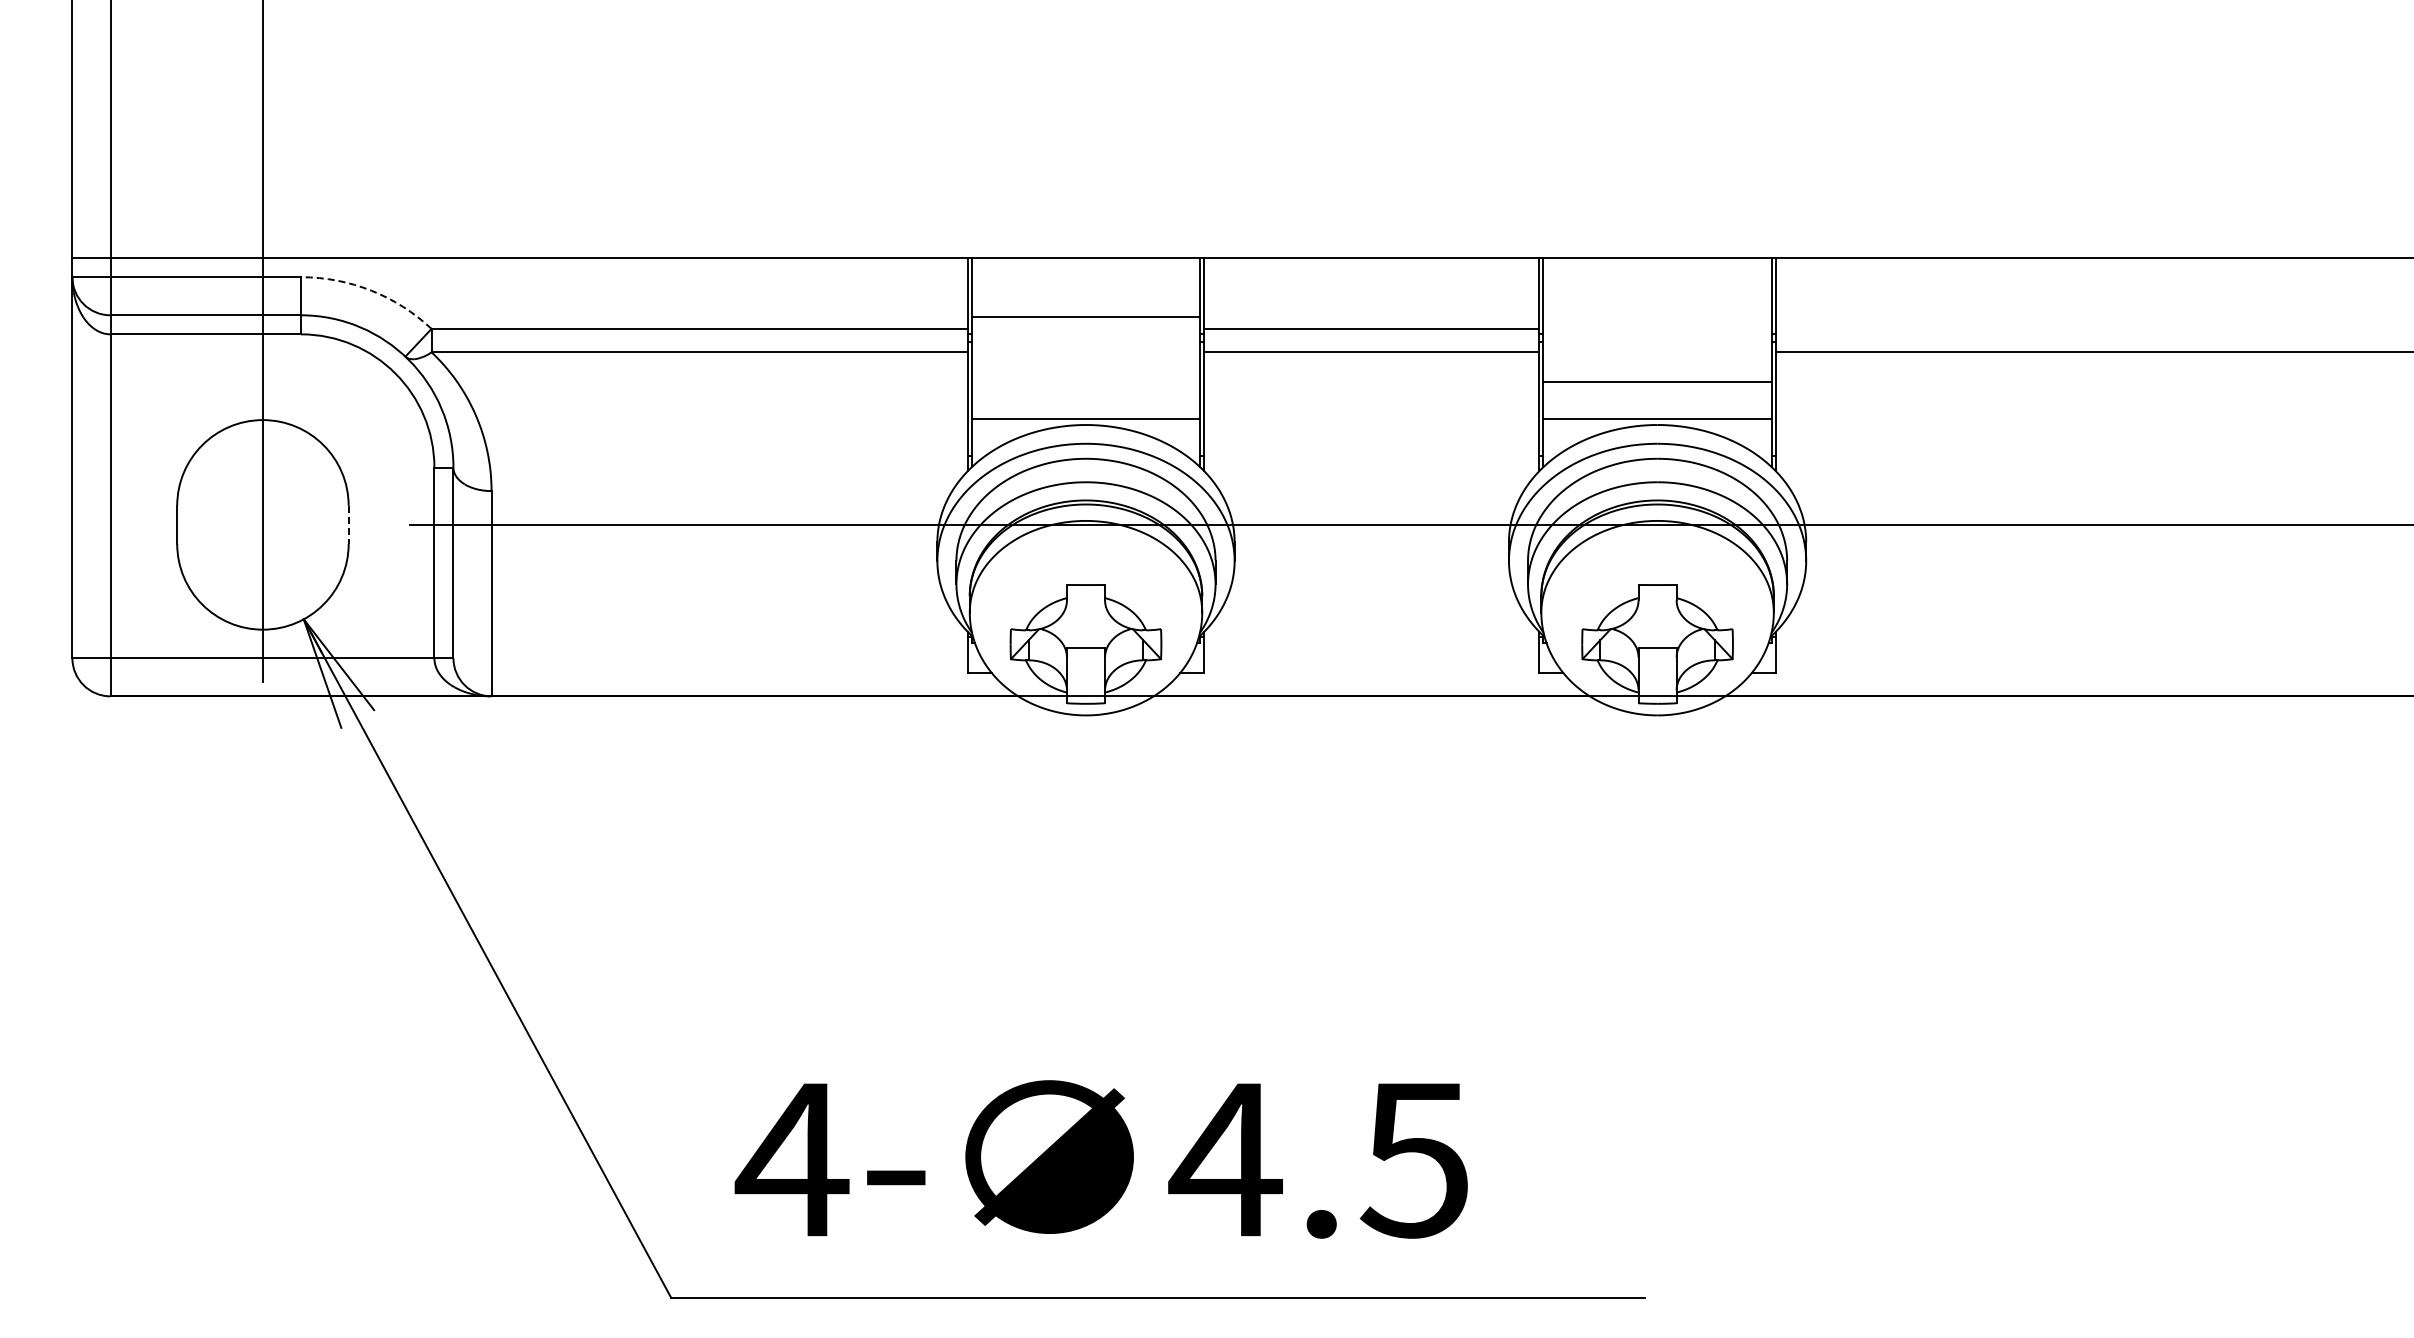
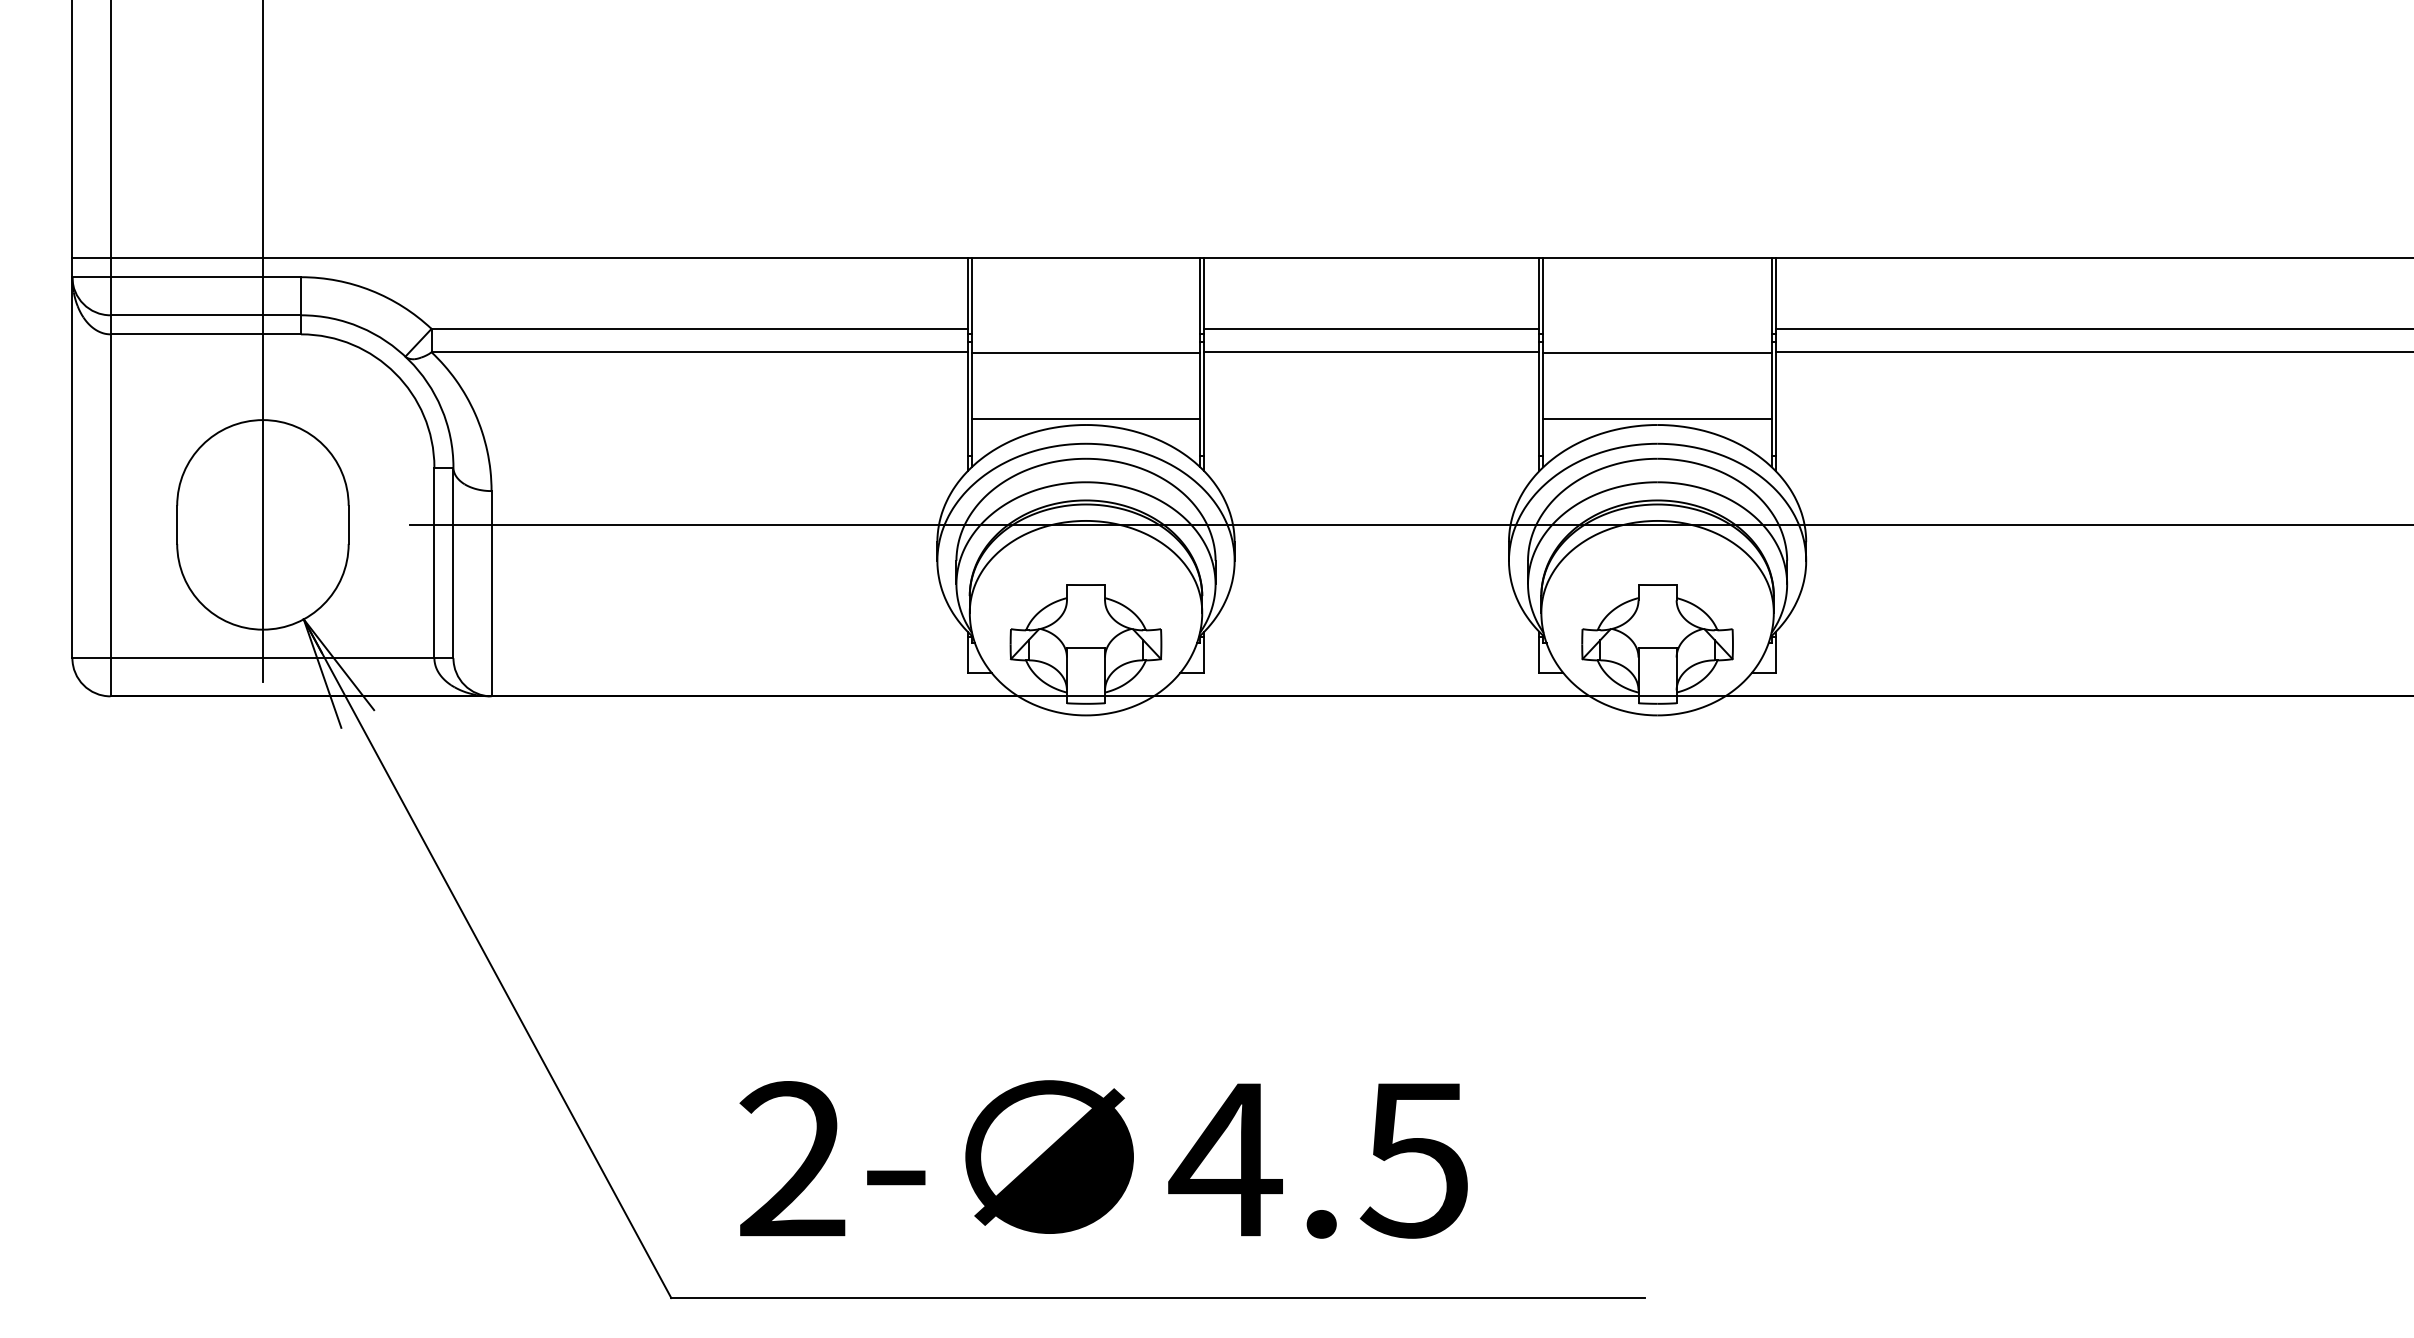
arc: dashed -> solid (371, 290)
line position: (1085, 317) -> (1085, 353) (1085, 353)
line: none -> present (2092, 328)
line position: (1657, 382) -> (1657, 353) (1657, 353)
line: dashed -> solid (348, 525)
text: 4- -> 2- (791, 1158)
